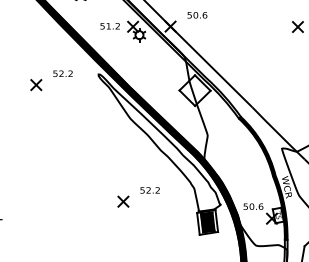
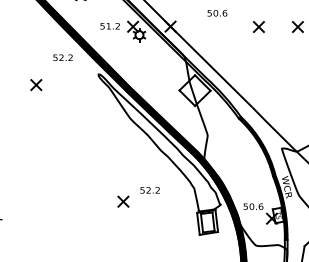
text position: (197, 15) -> (217, 13) (217, 13)
part: none -> present (258, 26)
text position: (62, 73) -> (62, 57) (62, 57)
hatch: present -> none (207, 222)
